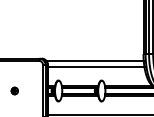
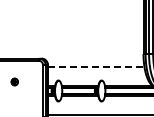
line: present -> none (94, 60)
line: solid -> dashed (96, 67)
part position: (14, 90) -> (14, 81) (14, 81)
